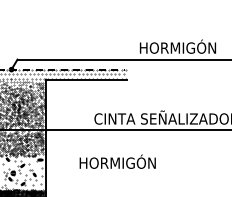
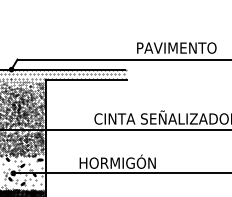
text: HORMIGÓN -> PAVIMENTO (176, 46)
line: dashed -> solid (63, 69)
line: none -> present (120, 172)
